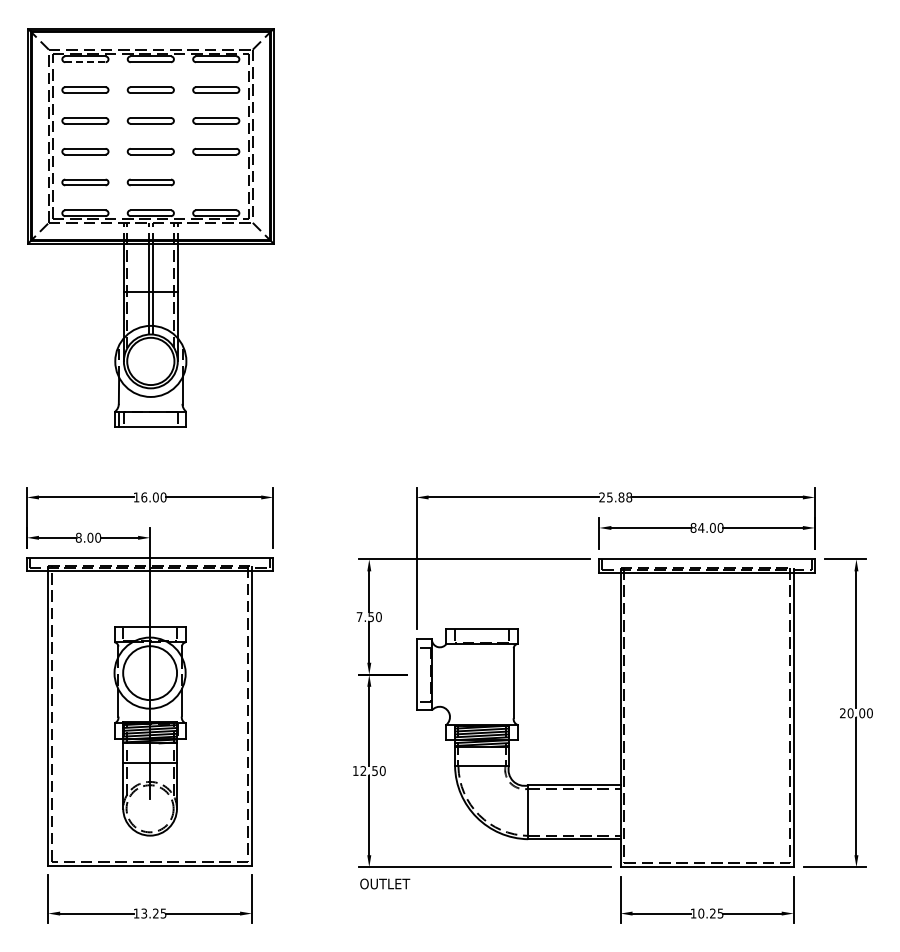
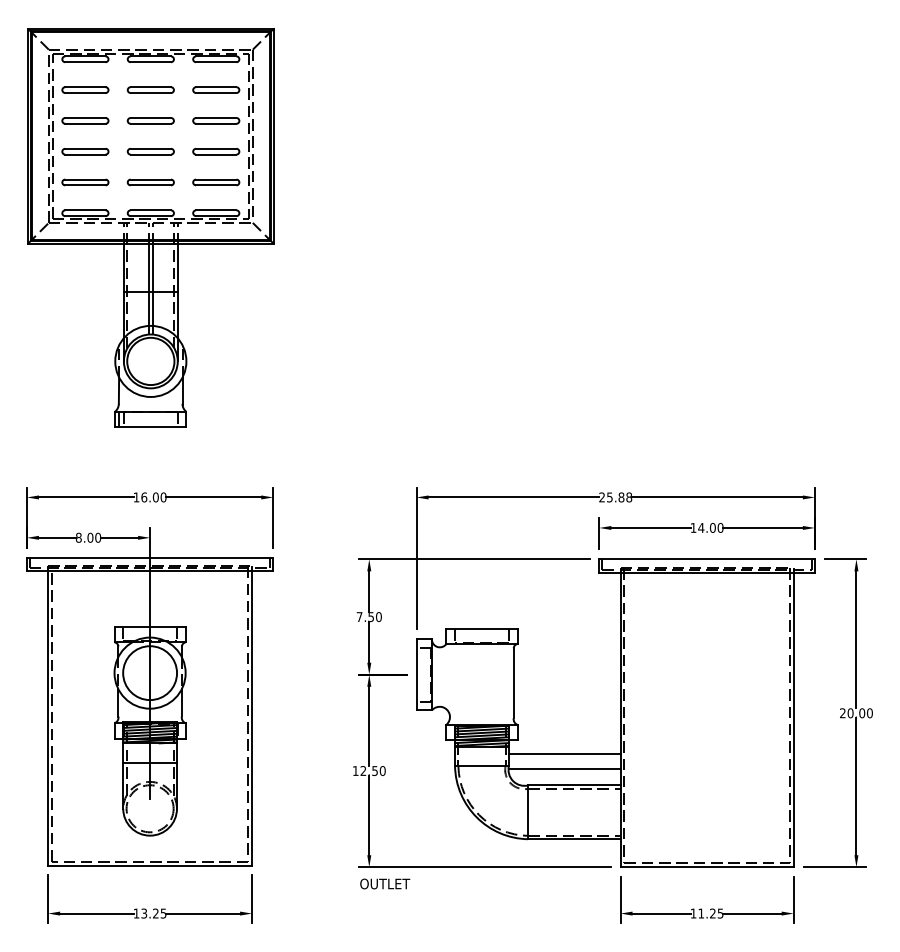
line: dashed -> solid (85, 62)
part: none -> present (216, 182)
text: 84.00 -> 14.00 (693, 527)
line: none -> present (564, 753)
line: none -> present (564, 768)
text: 10.25 -> 11.25 (701, 913)
